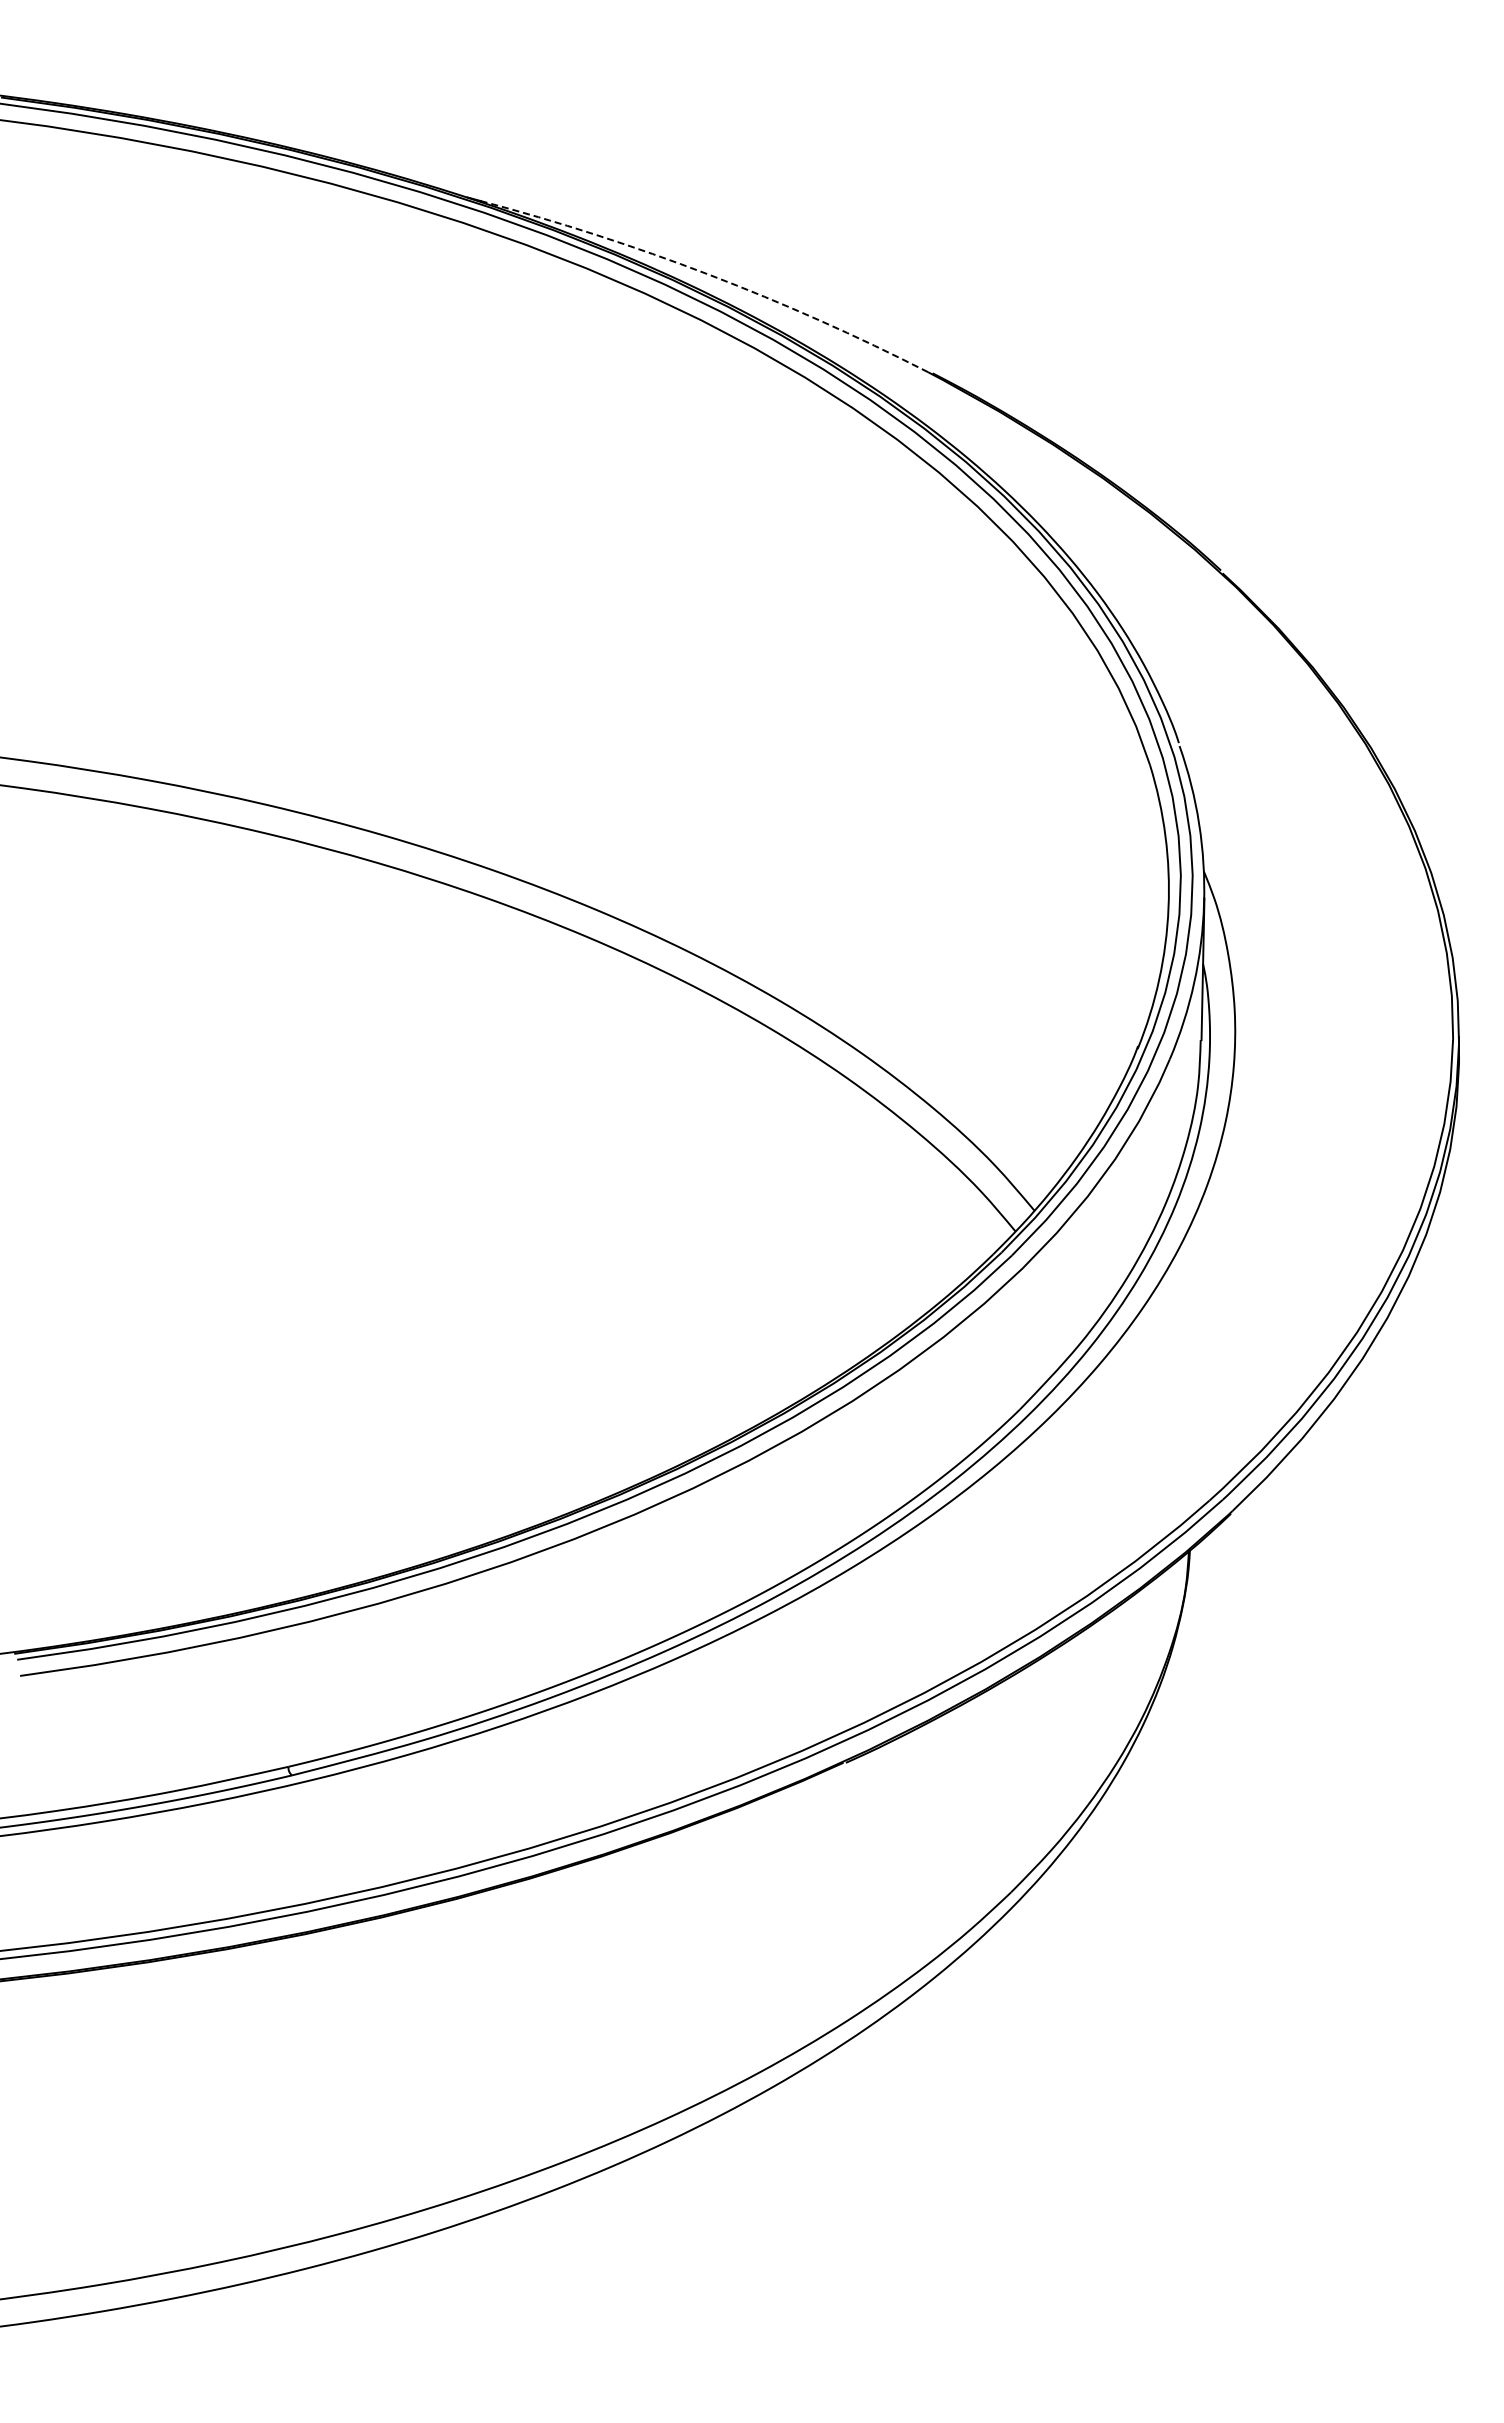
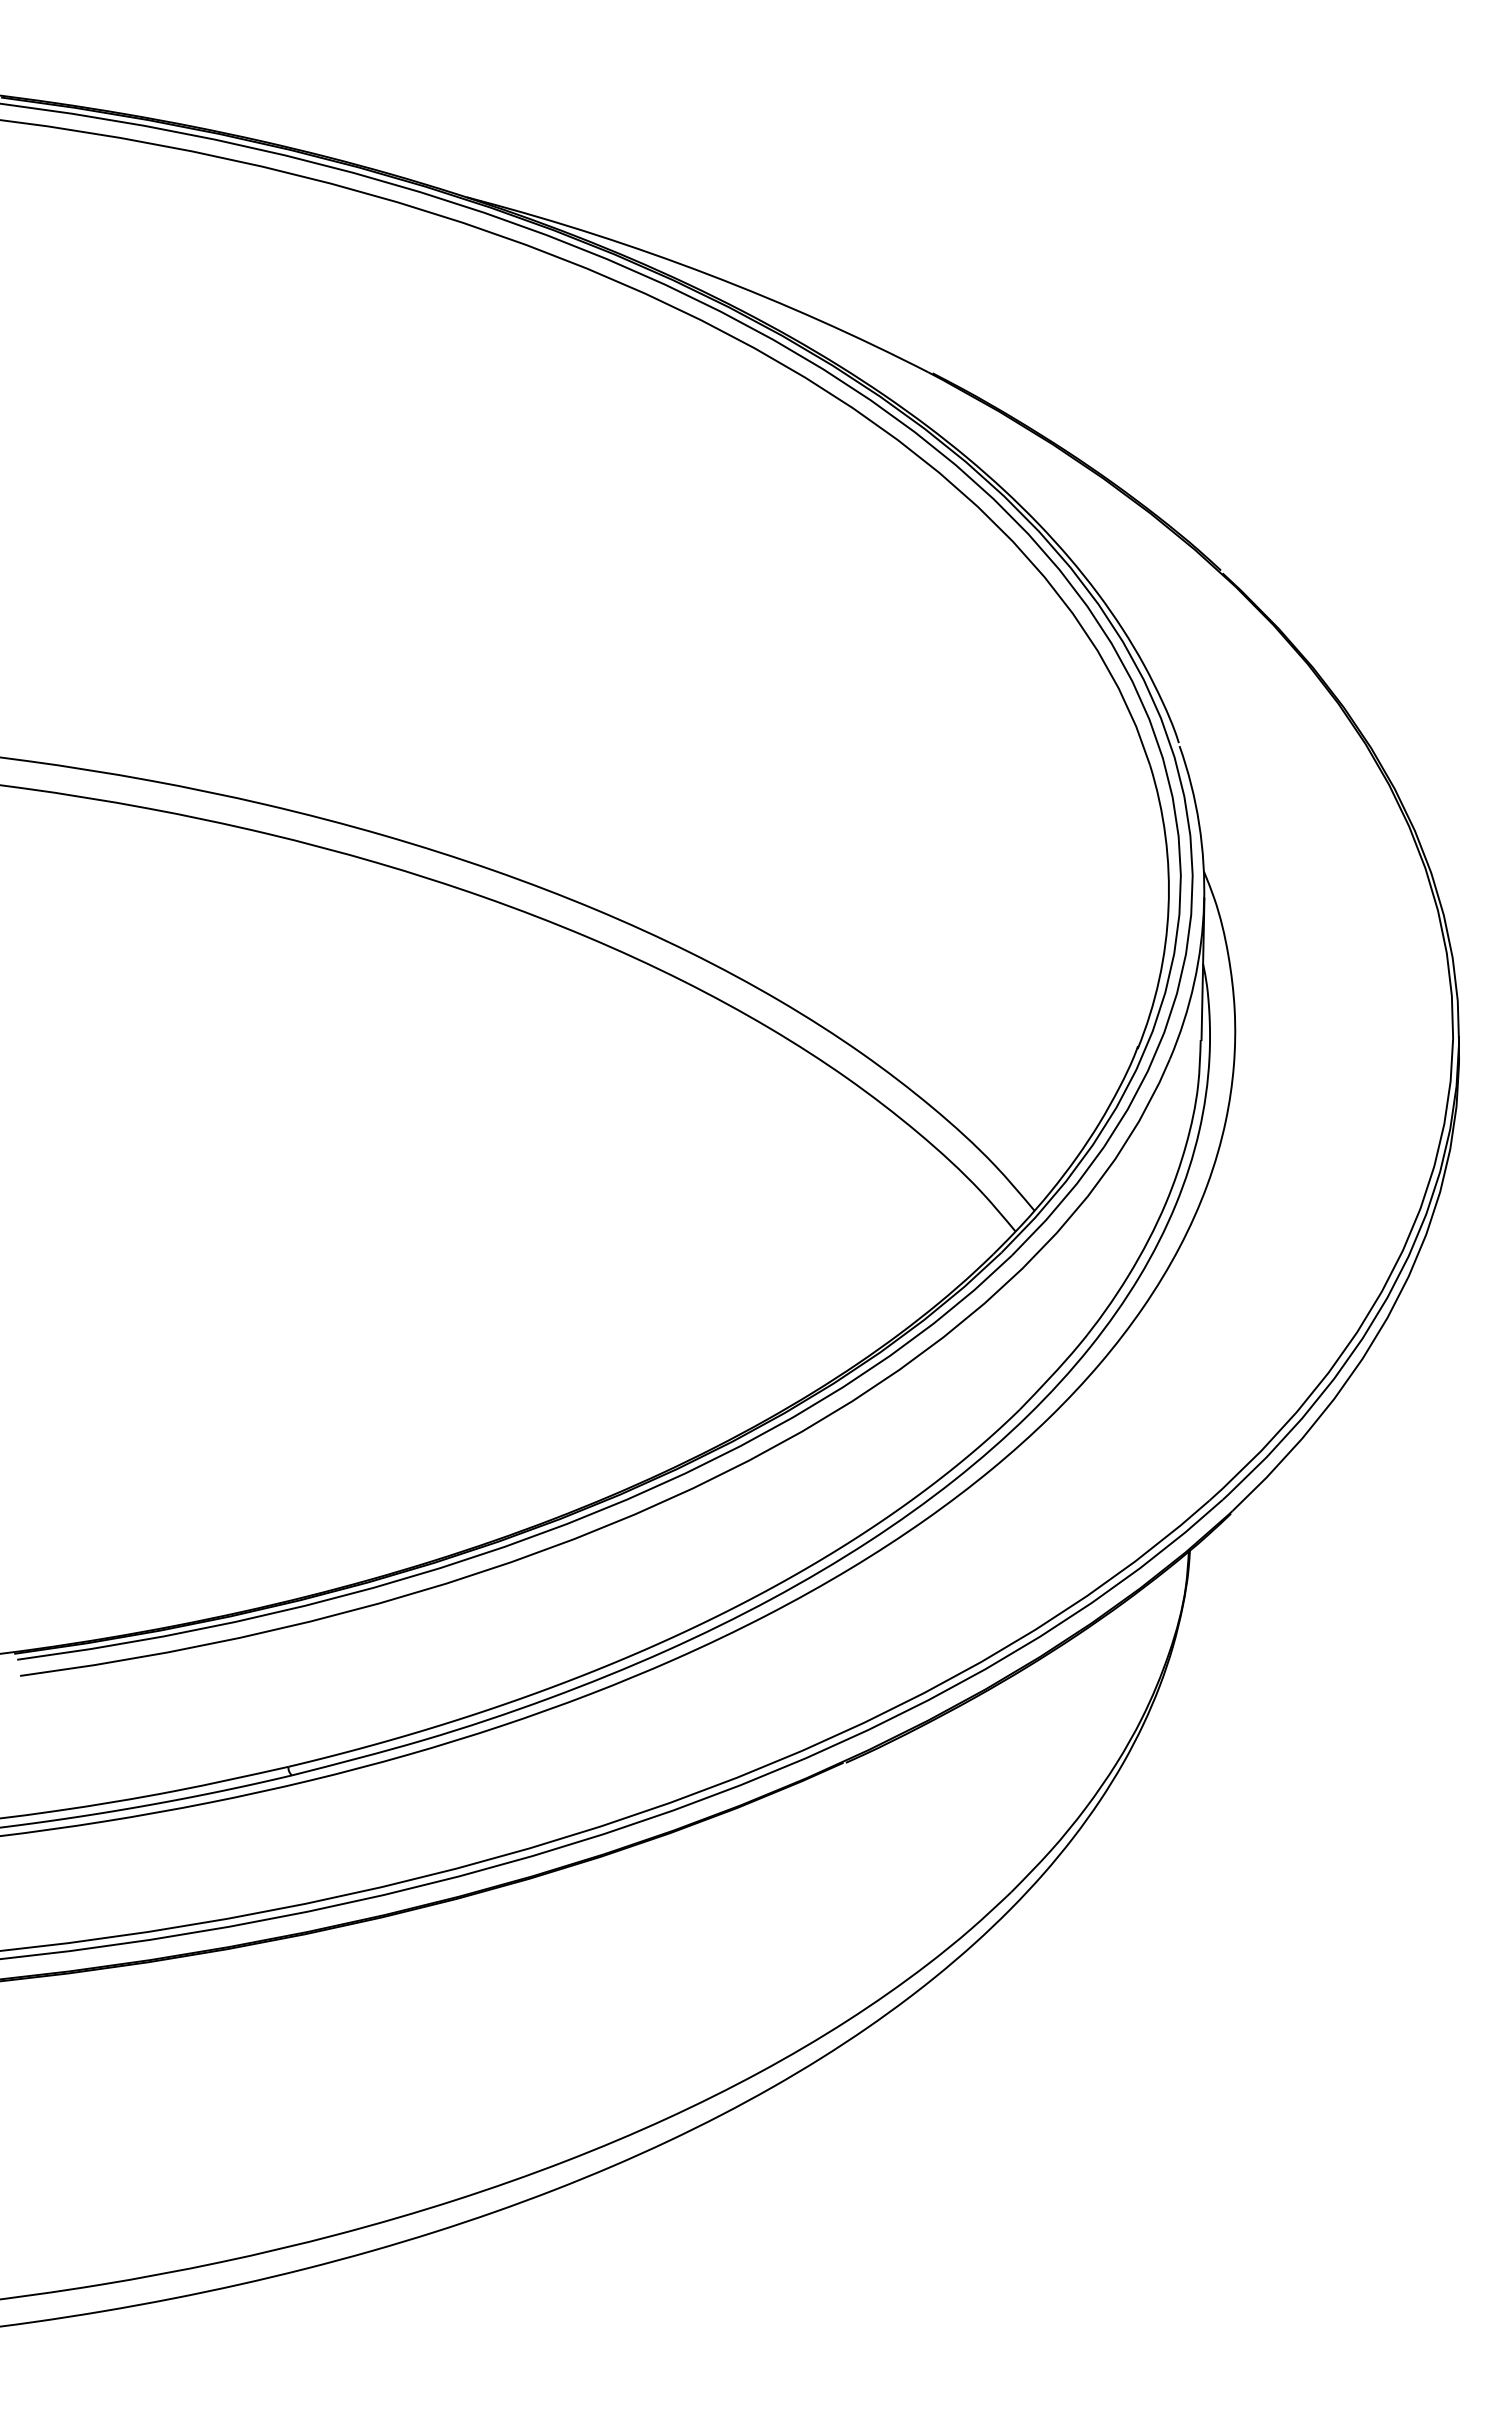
arc: dashed -> solid (709, 274)
